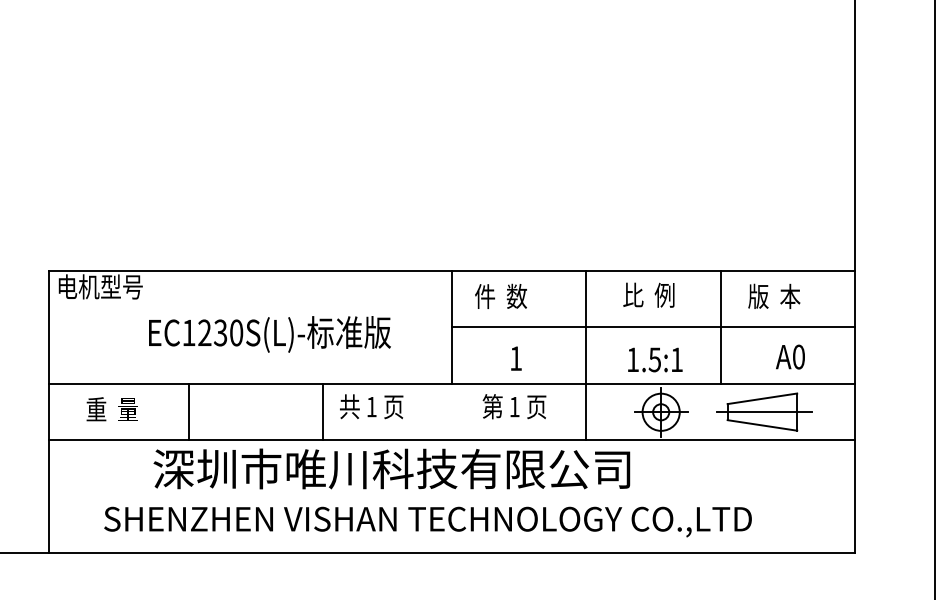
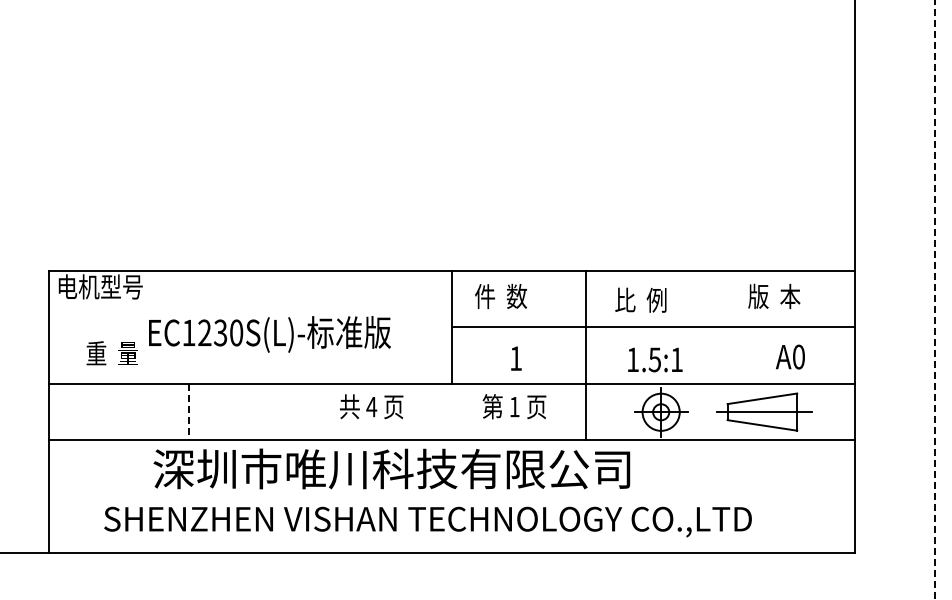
text position: (648, 294) -> (640, 299) (640, 299)
line: solid -> dashed (935, 300)
line: present -> none (720, 326)
text: 1 -> 4 (371, 407)
text position: (111, 409) -> (111, 353) (111, 353)
line: present -> none (323, 411)
line: solid -> dashed (188, 412)
